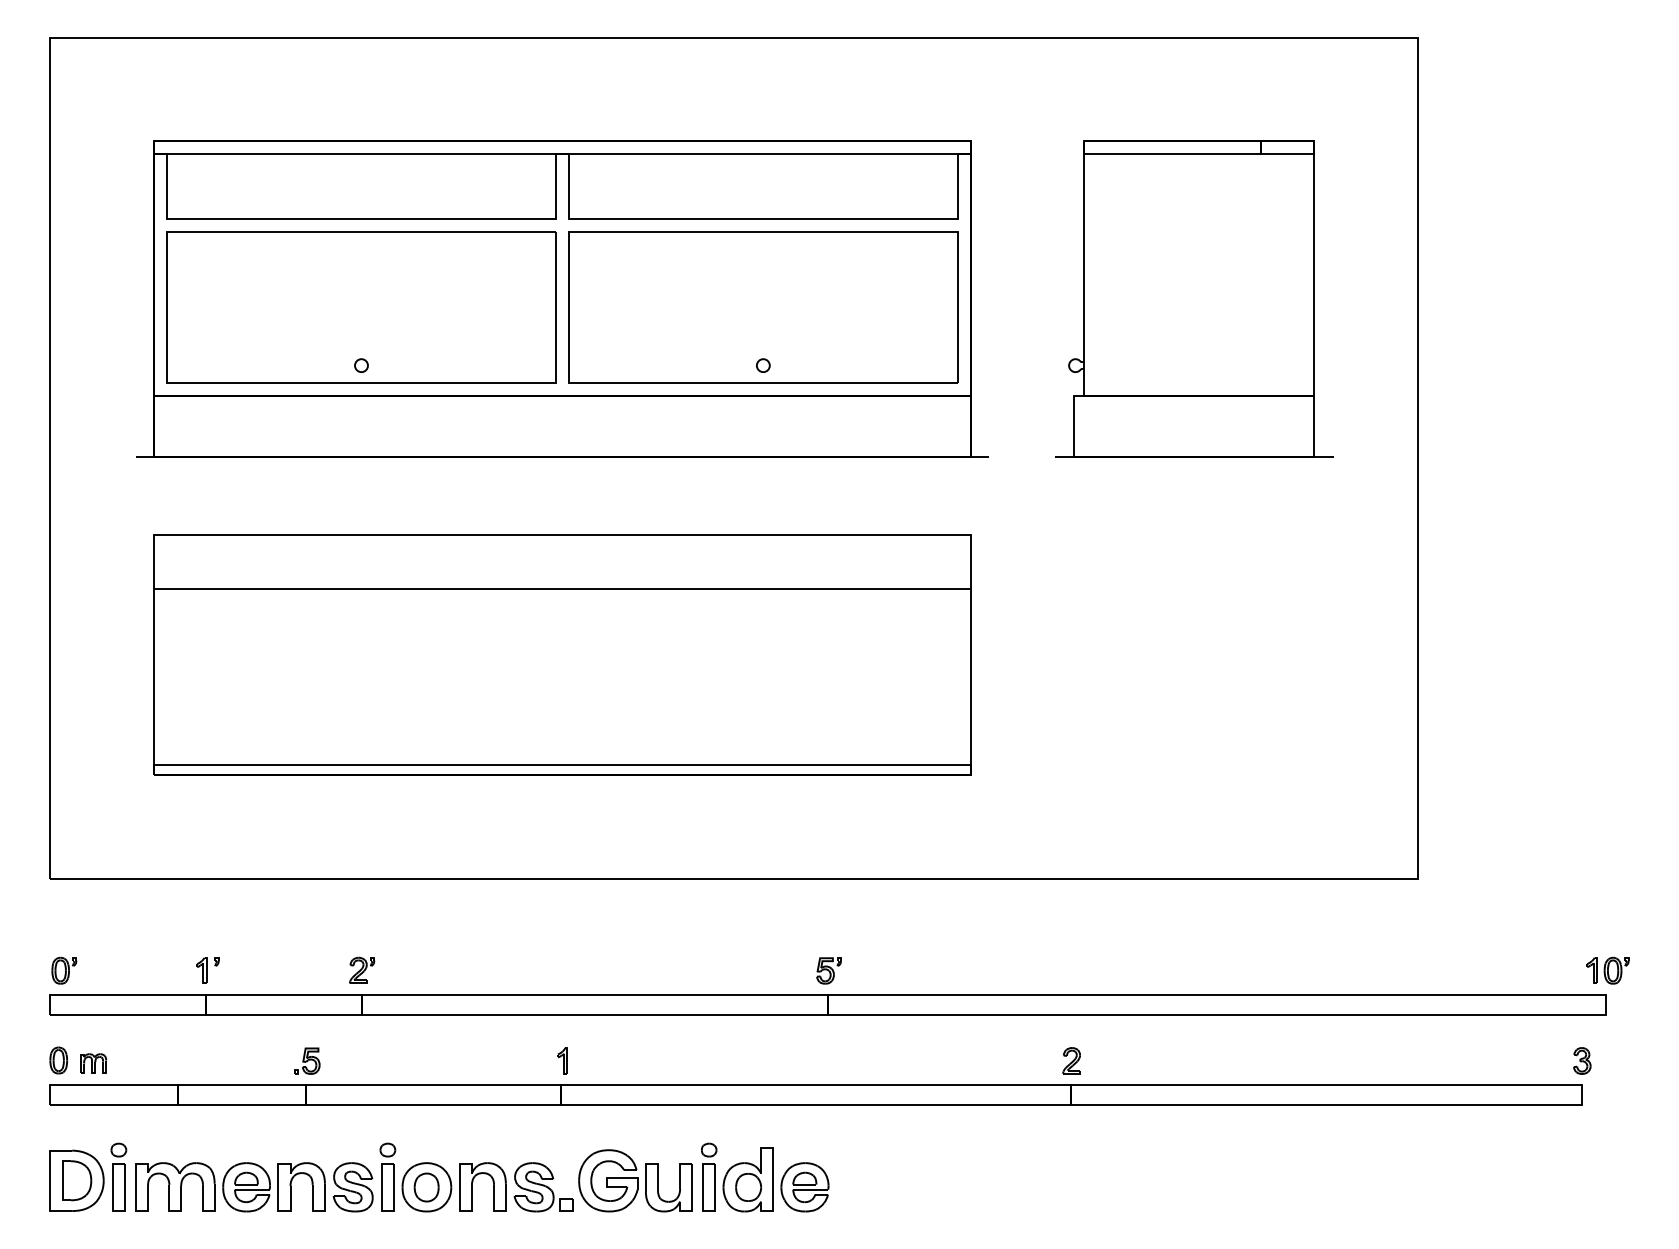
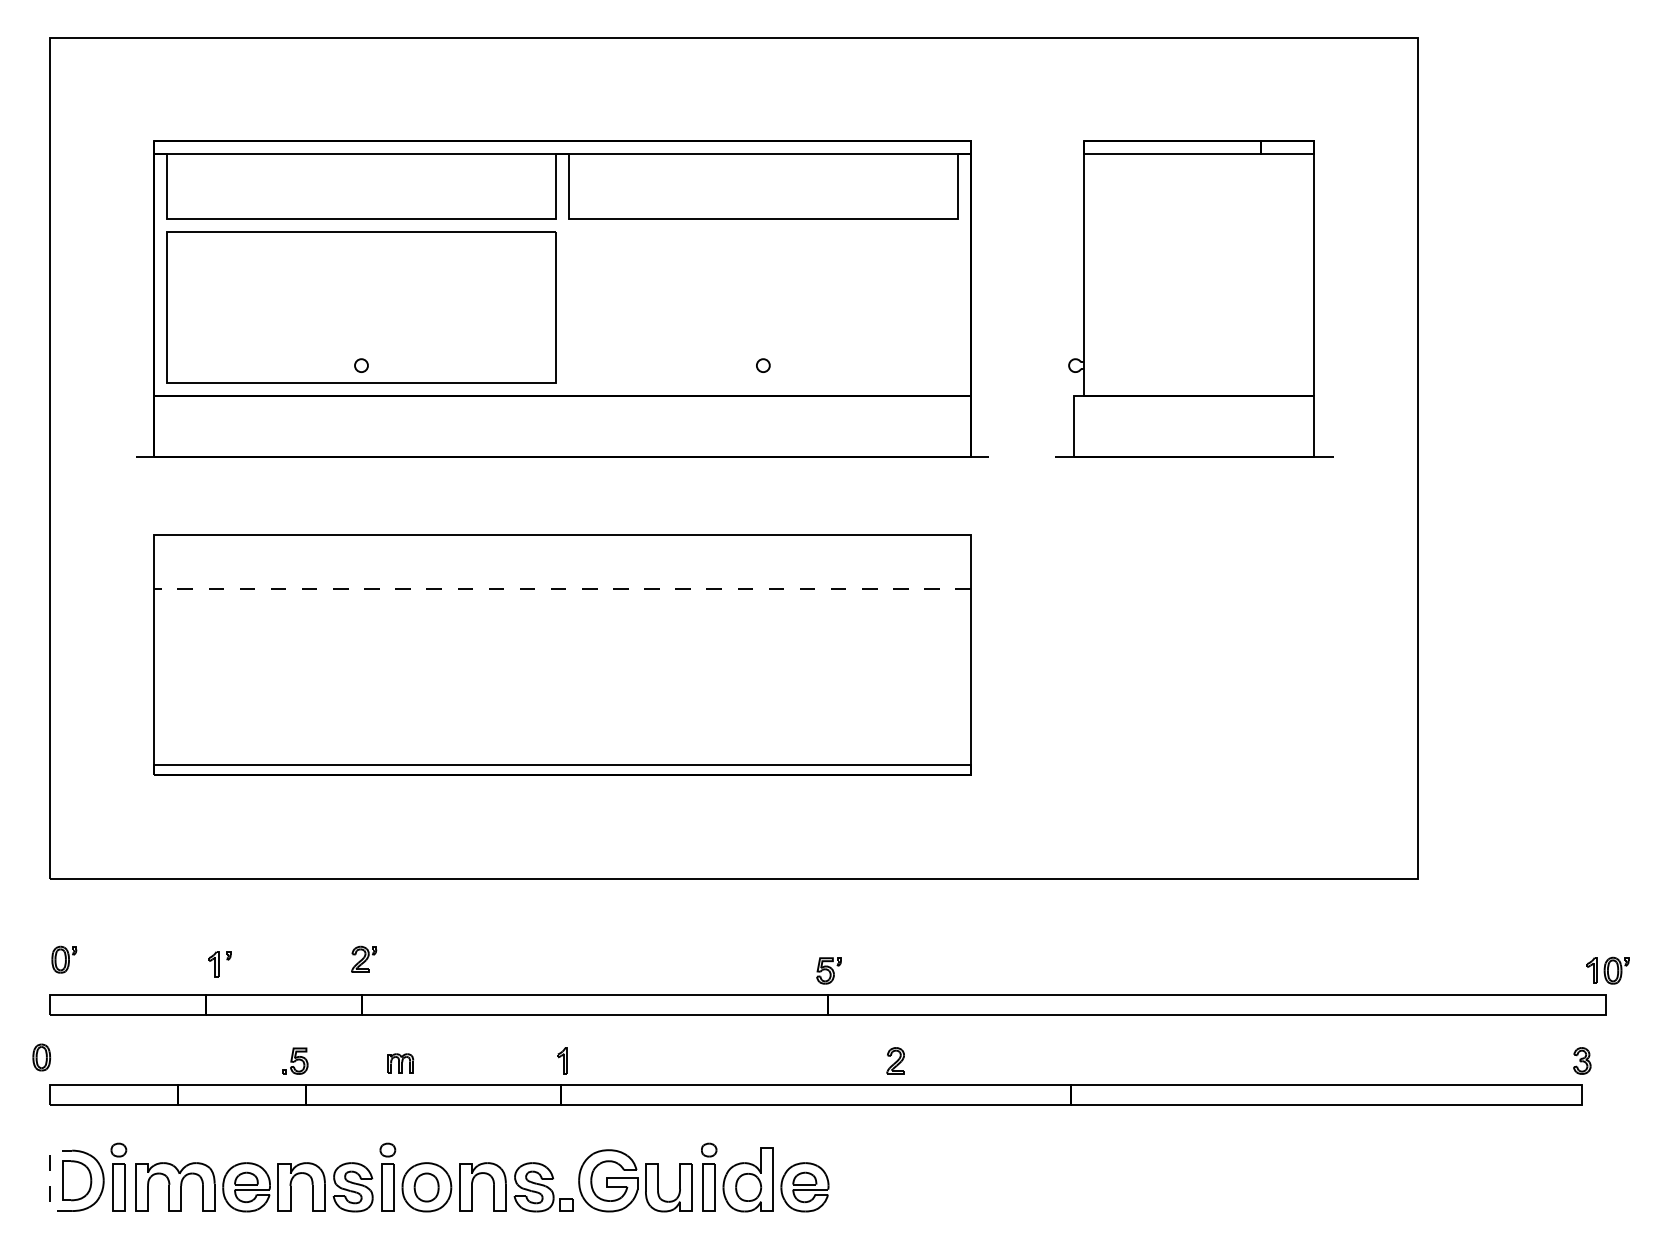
part: present -> none (763, 307)
line: solid -> dashed (562, 588)
part position: (362, 969) -> (364, 958) (364, 958)
part position: (64, 970) -> (64, 959) (64, 959)
part position: (207, 970) -> (219, 964) (219, 964)
part position: (58, 1060) -> (41, 1057) (41, 1057)
part position: (307, 1060) -> (295, 1060) (295, 1060)
part position: (1071, 1060) -> (895, 1060) (895, 1060)
part position: (93, 1063) -> (400, 1063) (400, 1063)
line: solid -> dashed (50, 1180)
